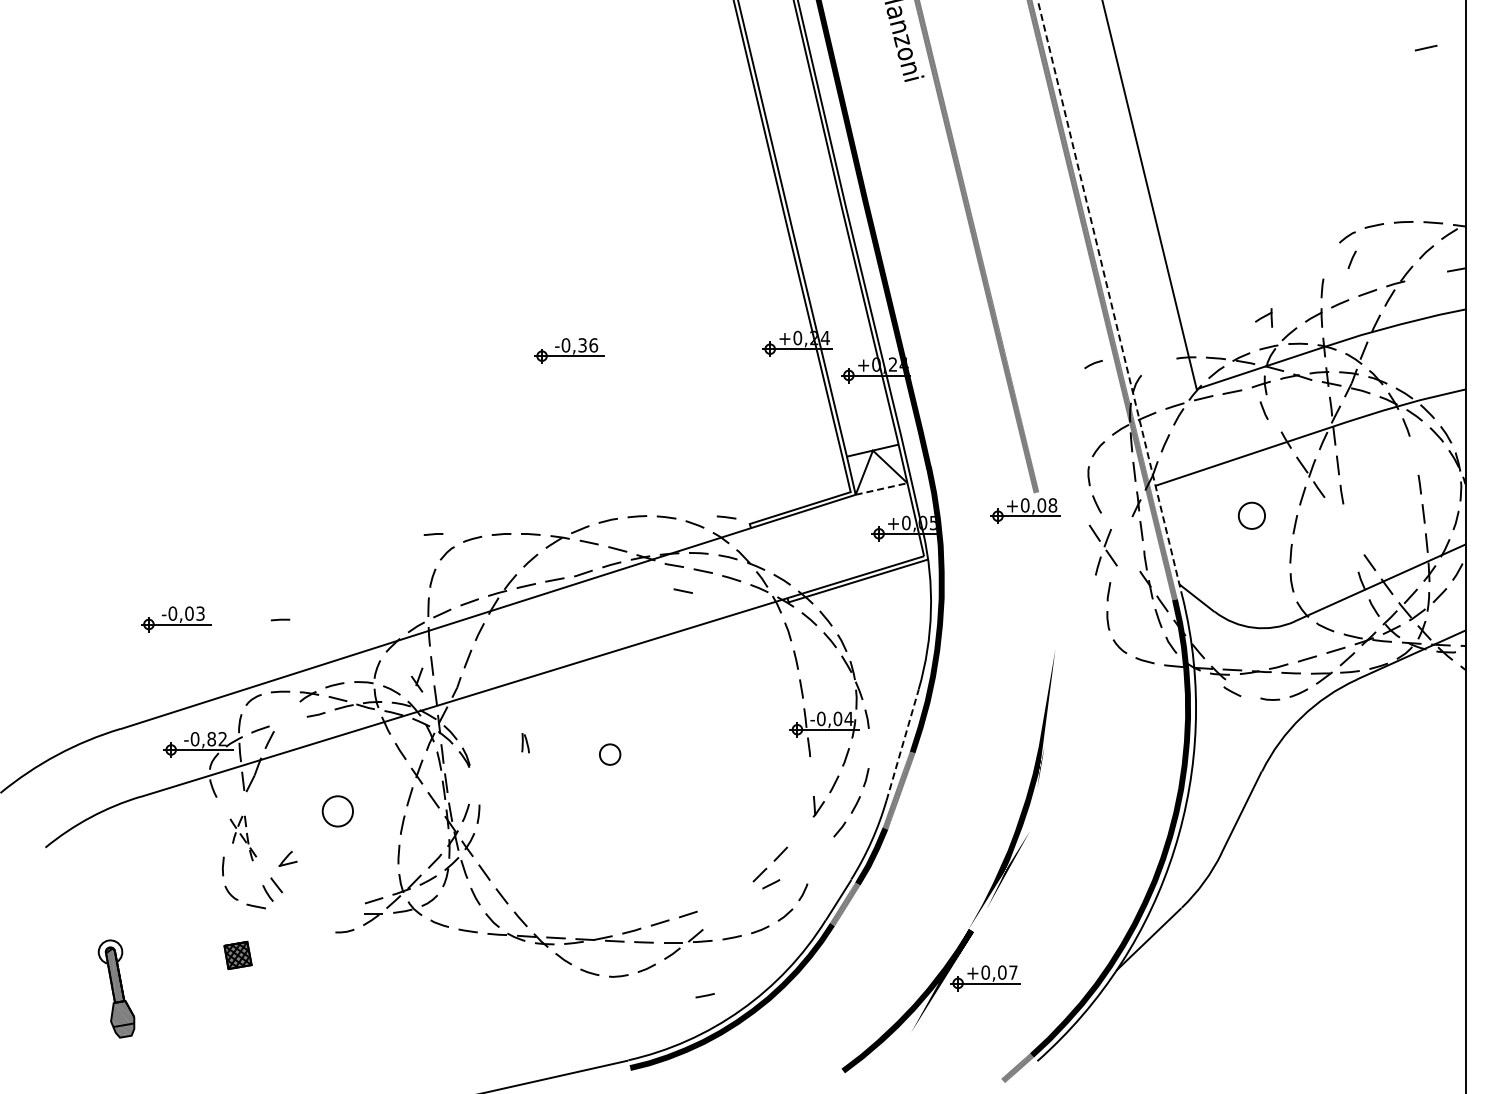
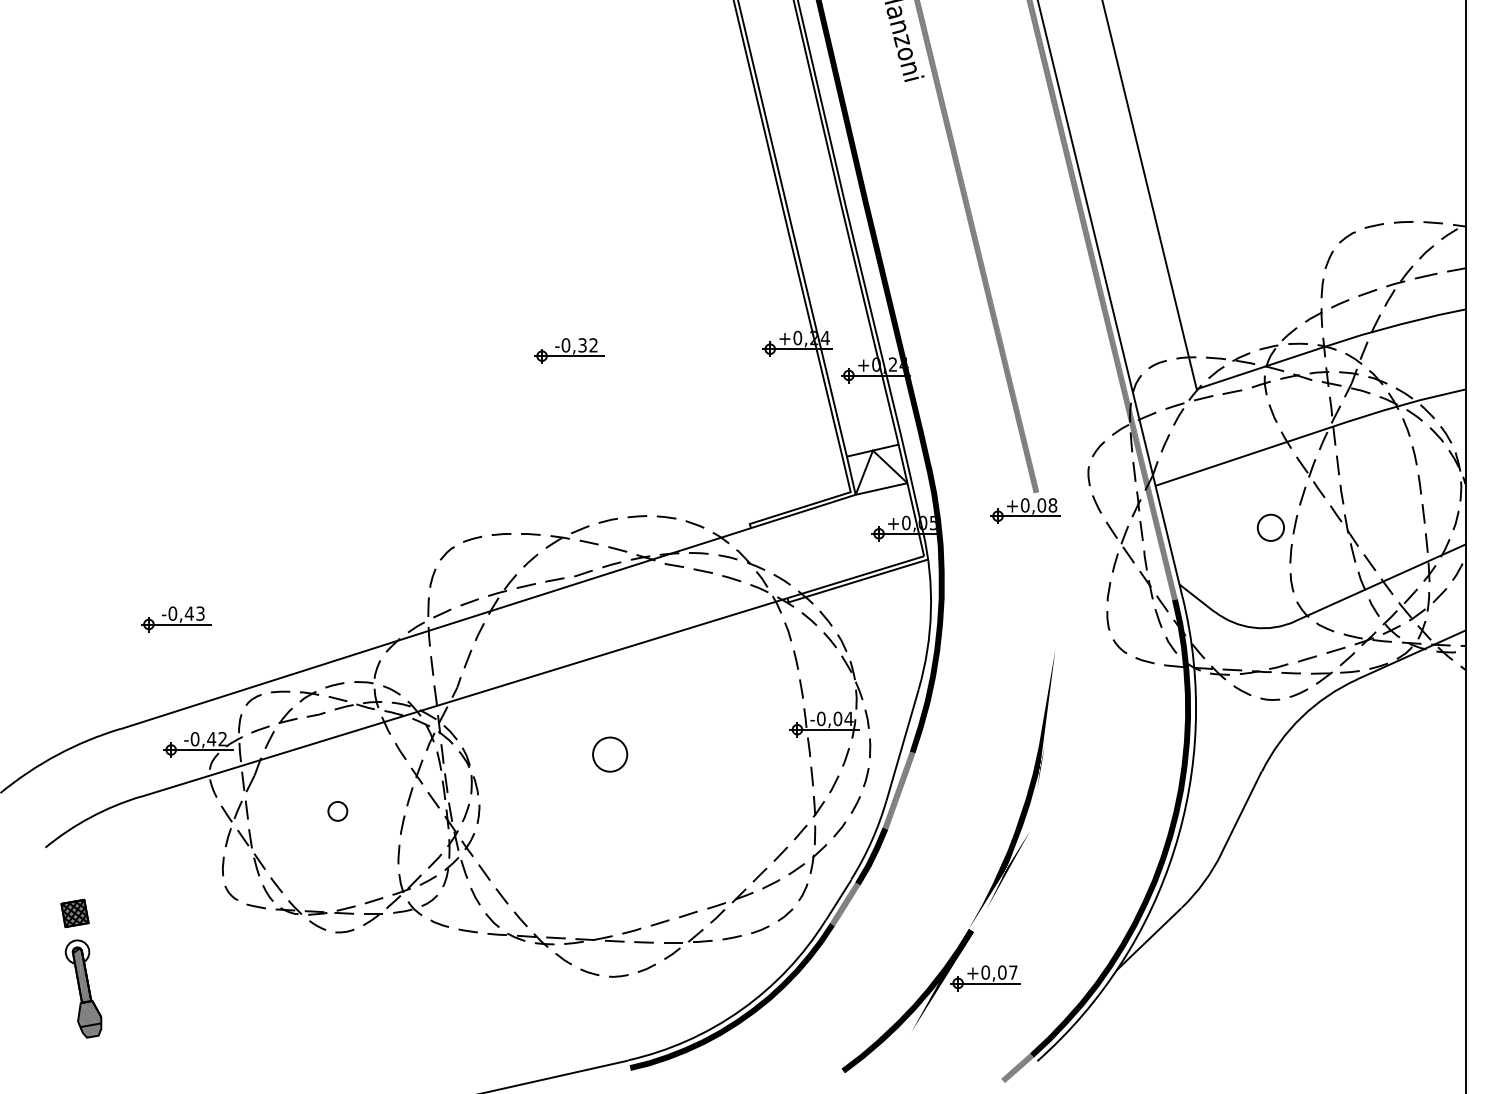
line position: (1425, 47) -> (1425, 275) (1425, 275)
line position: (1351, 259) -> (1328, 259) (1328, 259)
line: dashed -> solid (1110, 298)
part: present -> none (1264, 317)
text: -0,36 -> -0,32 (593, 345)
line position: (1093, 364) -> (1157, 364) (1157, 364)
line position: (1263, 410) -> (1272, 413) (1272, 413)
line: none -> present (1414, 455)
line: dashed -> solid (881, 489)
circle position: (1251, 515) -> (1270, 527) (1270, 527)
line: present -> none (726, 517)
part: none -> present (1344, 533)
line: present -> none (433, 534)
part position: (1102, 549) -> (1119, 546) (1119, 546)
line: present -> none (682, 590)
text: -0,03 -> -0,43 (188, 613)
line: present -> none (280, 619)
part: present -> none (416, 679)
line position: (1232, 691) -> (1242, 690) (1242, 690)
text: -0,82 -> -0,42 (211, 739)
part position: (525, 743) -> (474, 785) (474, 785)
line: dashed -> solid (902, 745)
line: none -> present (870, 748)
circle diameter: 21 px -> 34 px (610, 754)
line: none -> present (811, 776)
circle diameter: 30 px -> 19 px (337, 810)
part size: 29x47 px -> 45x77 px (243, 838)
part: none -> present (813, 854)
part position: (287, 858) -> (287, 715) (287, 715)
part: none -> present (730, 905)
part: none -> present (315, 915)
part position: (237, 954) -> (74, 912) (74, 912)
part position: (116, 988) -> (83, 988) (83, 988)
line: present -> none (704, 995)
